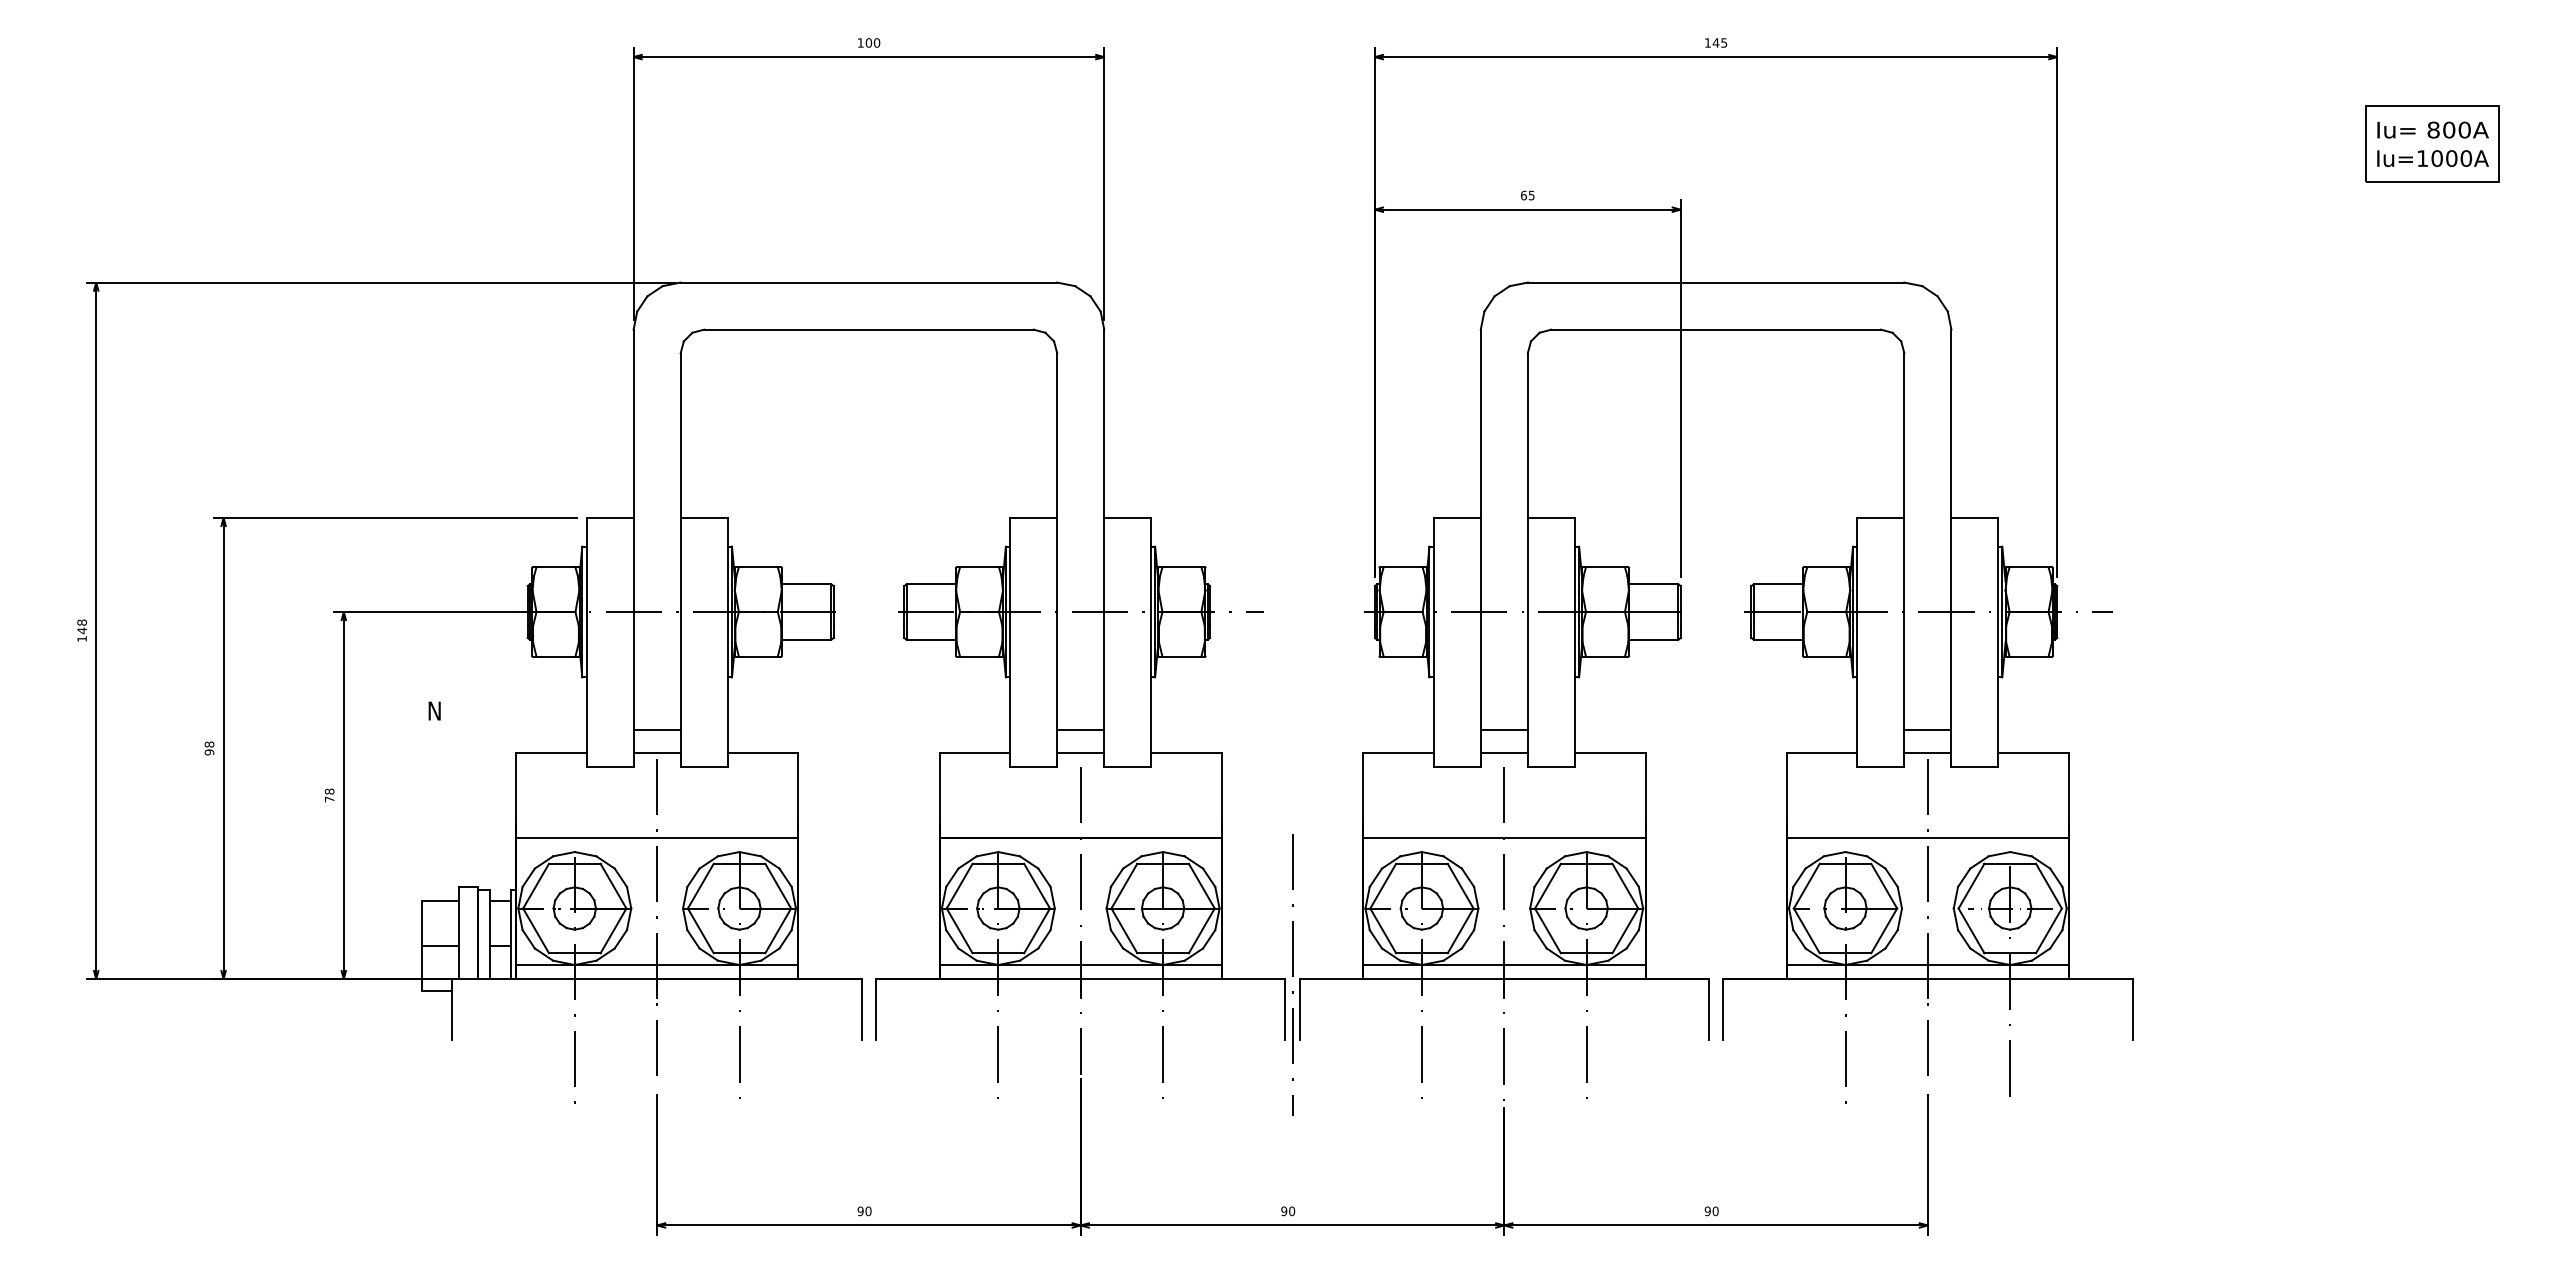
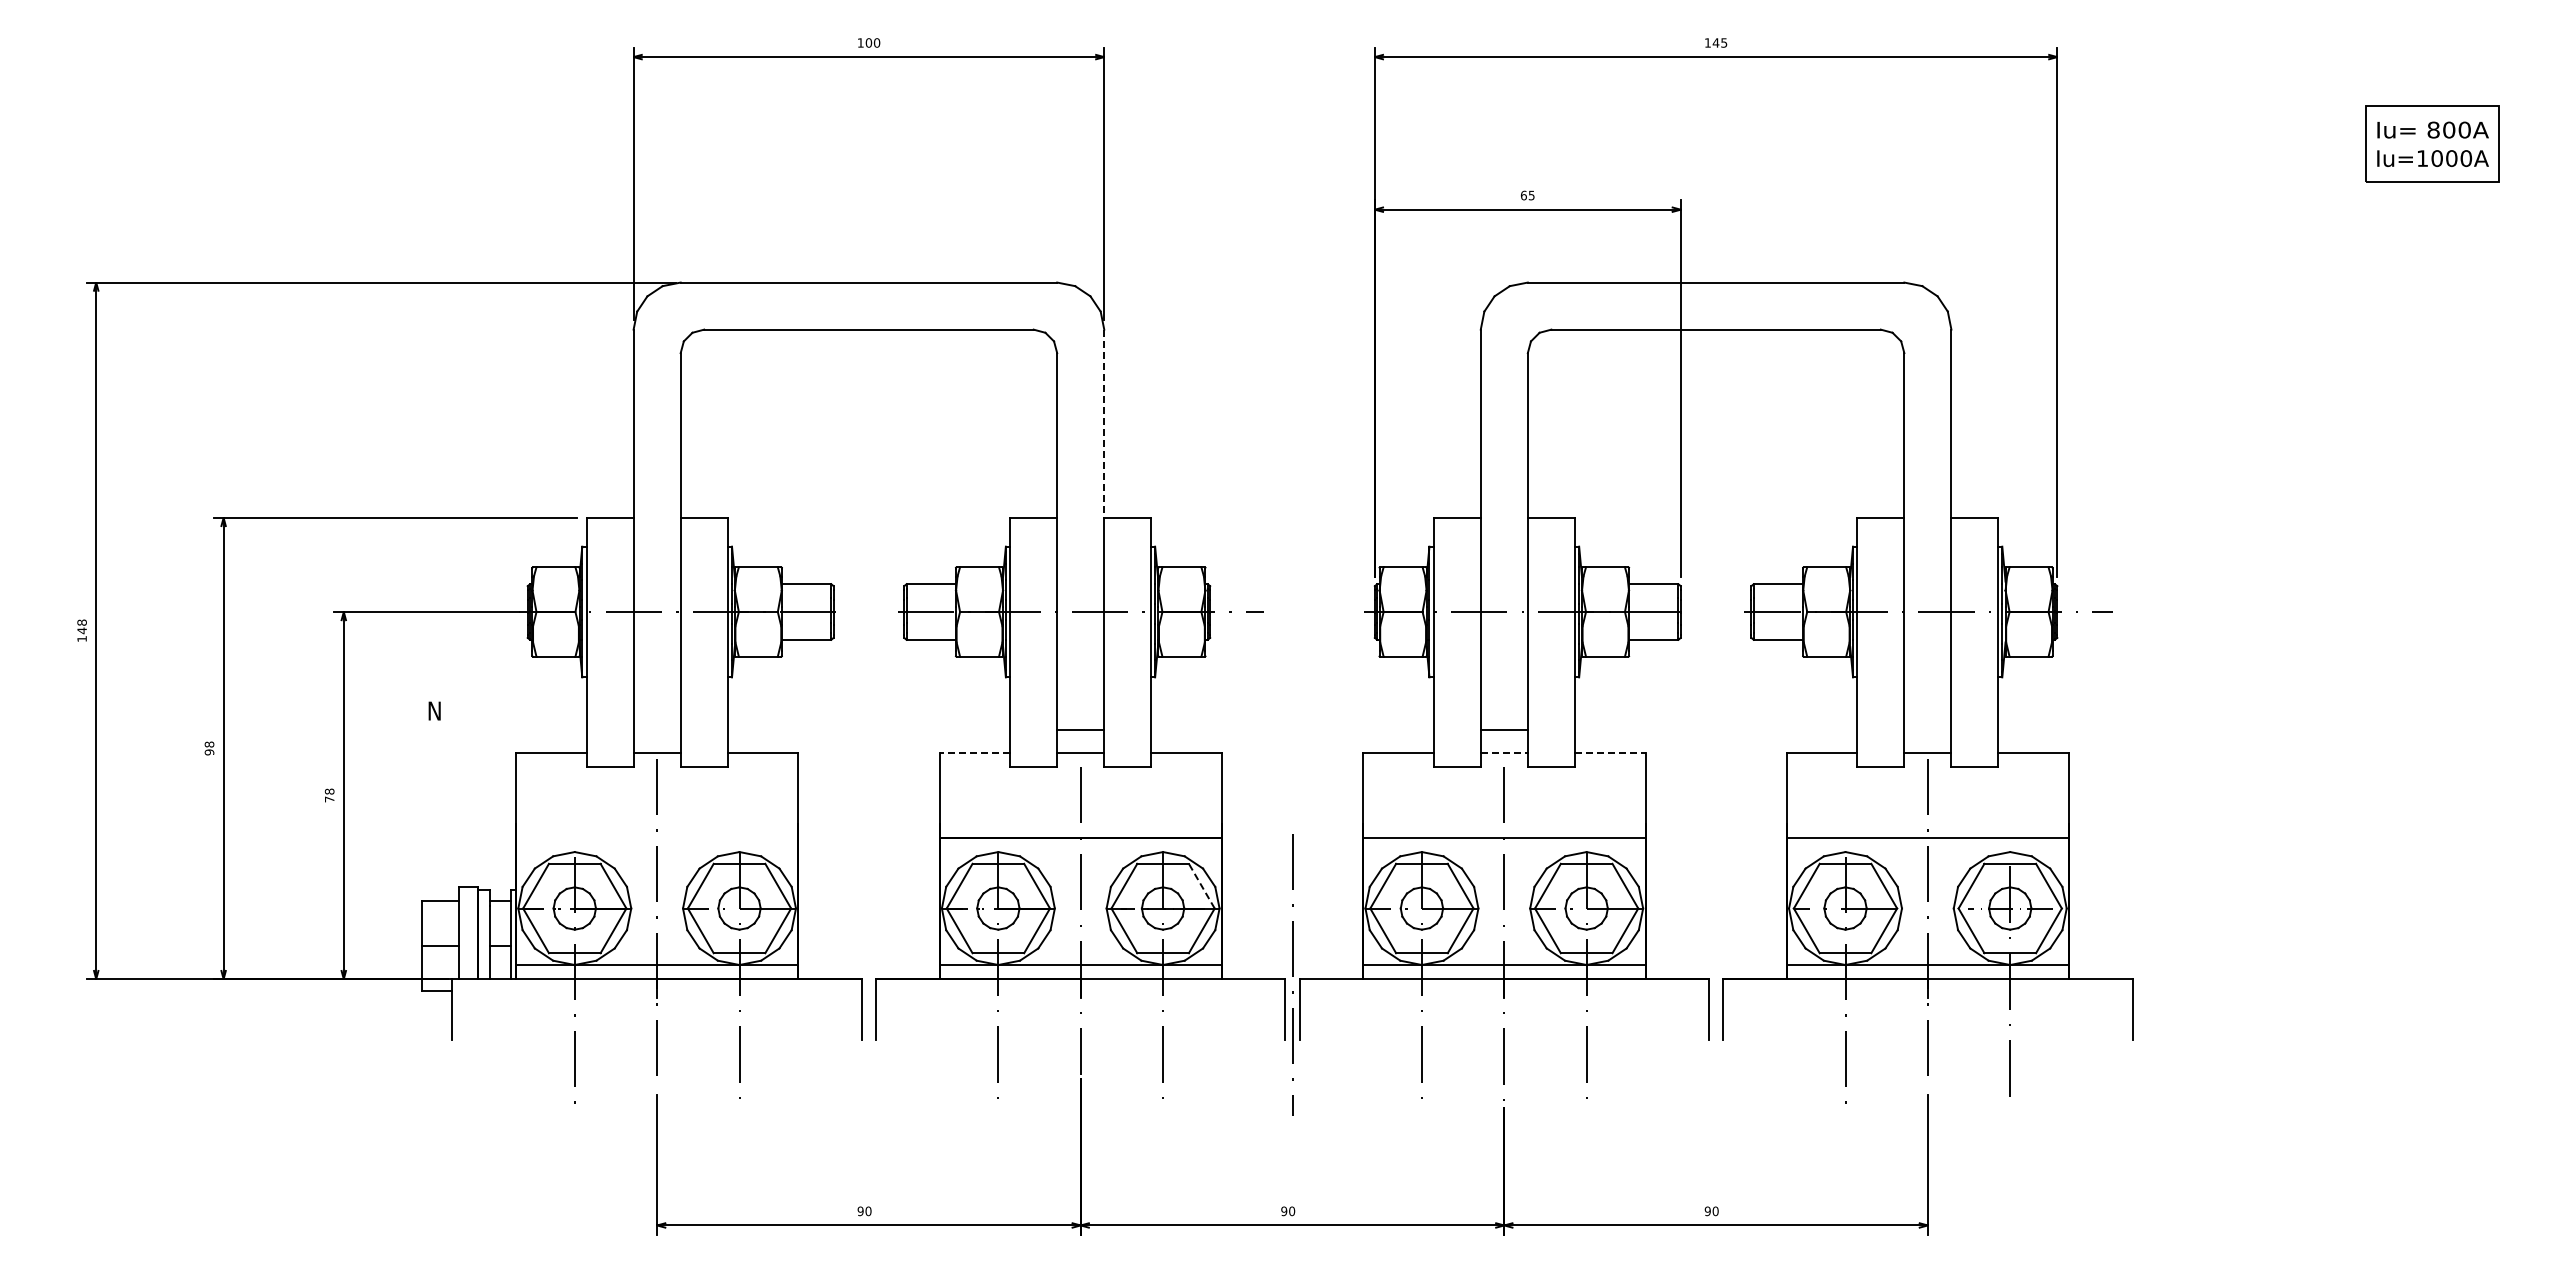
line: solid -> dashed (1104, 424)
line: present -> none (656, 729)
line: present -> none (1927, 729)
line: solid -> dashed (974, 753)
line: solid -> dashed (1504, 753)
line: solid -> dashed (1610, 753)
line: present -> none (656, 838)
line: solid -> dashed (1201, 886)
